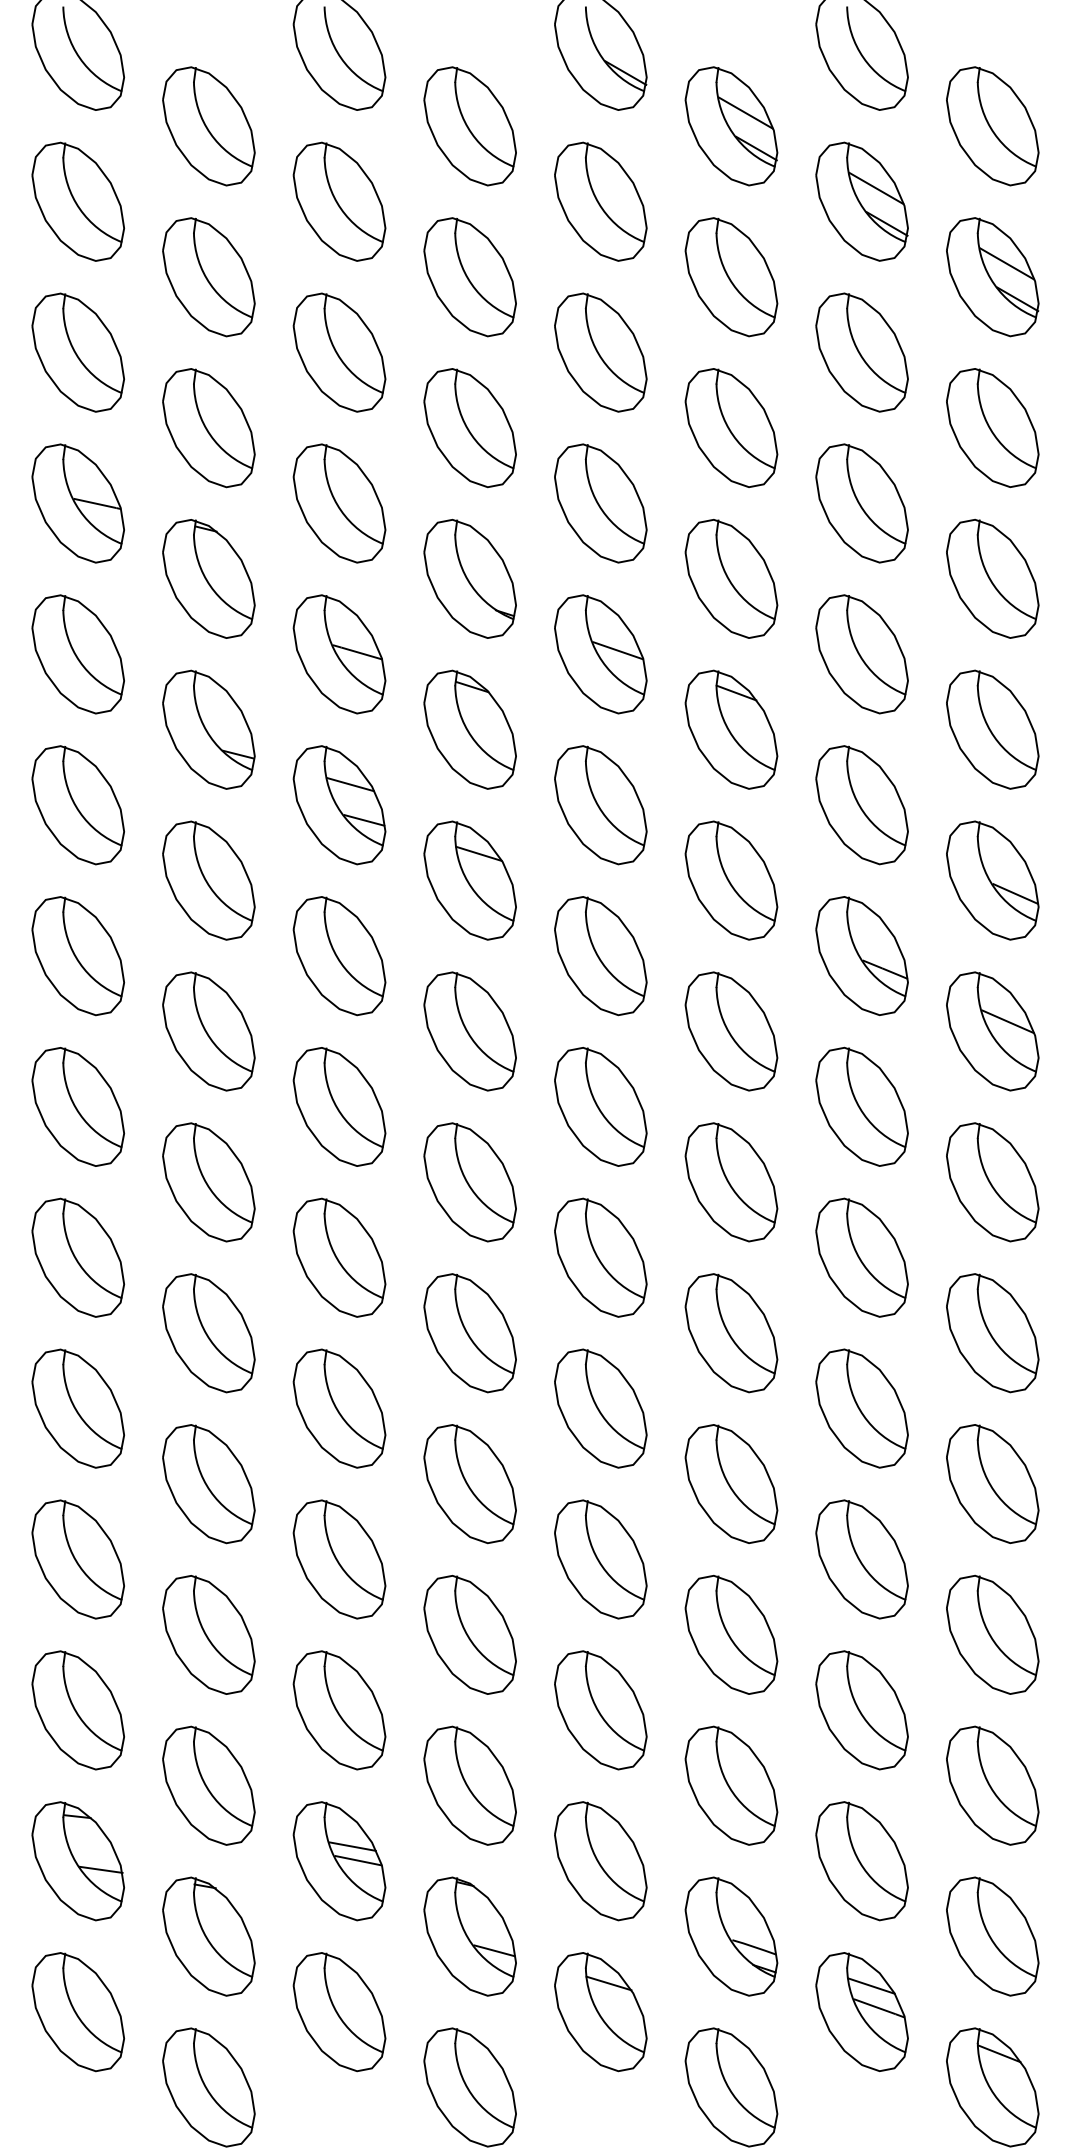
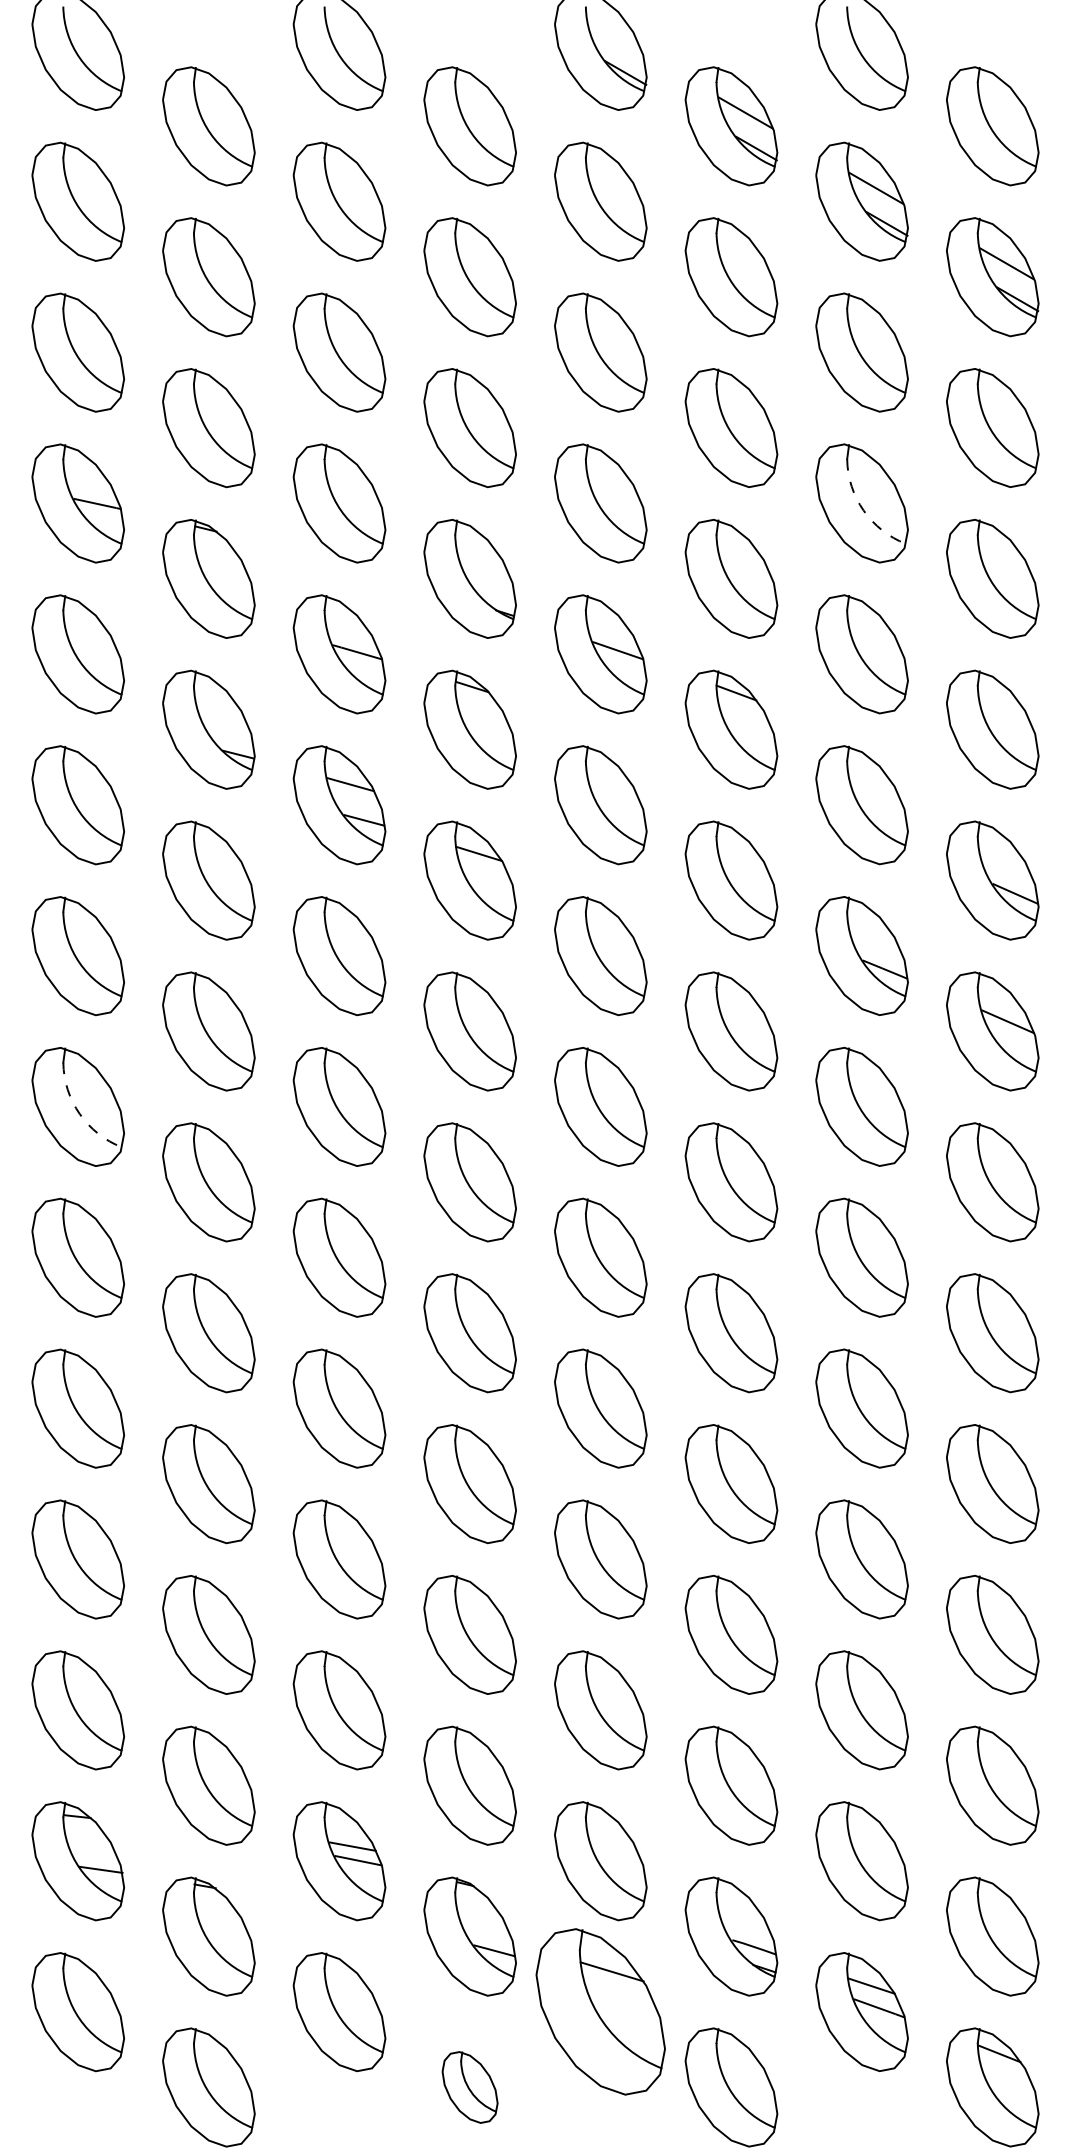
arc: solid -> dashed (863, 510)
arc: solid -> dashed (79, 1114)
part size: 94x121 px -> 131x168 px (600, 2011)
part size: 94x121 px -> 58x73 px (469, 2087)
